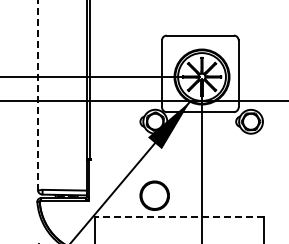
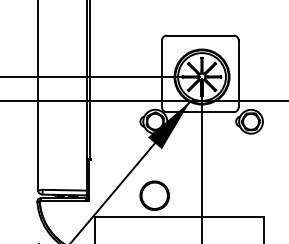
line: dashed -> solid (37, 95)
line: dashed -> solid (178, 217)
